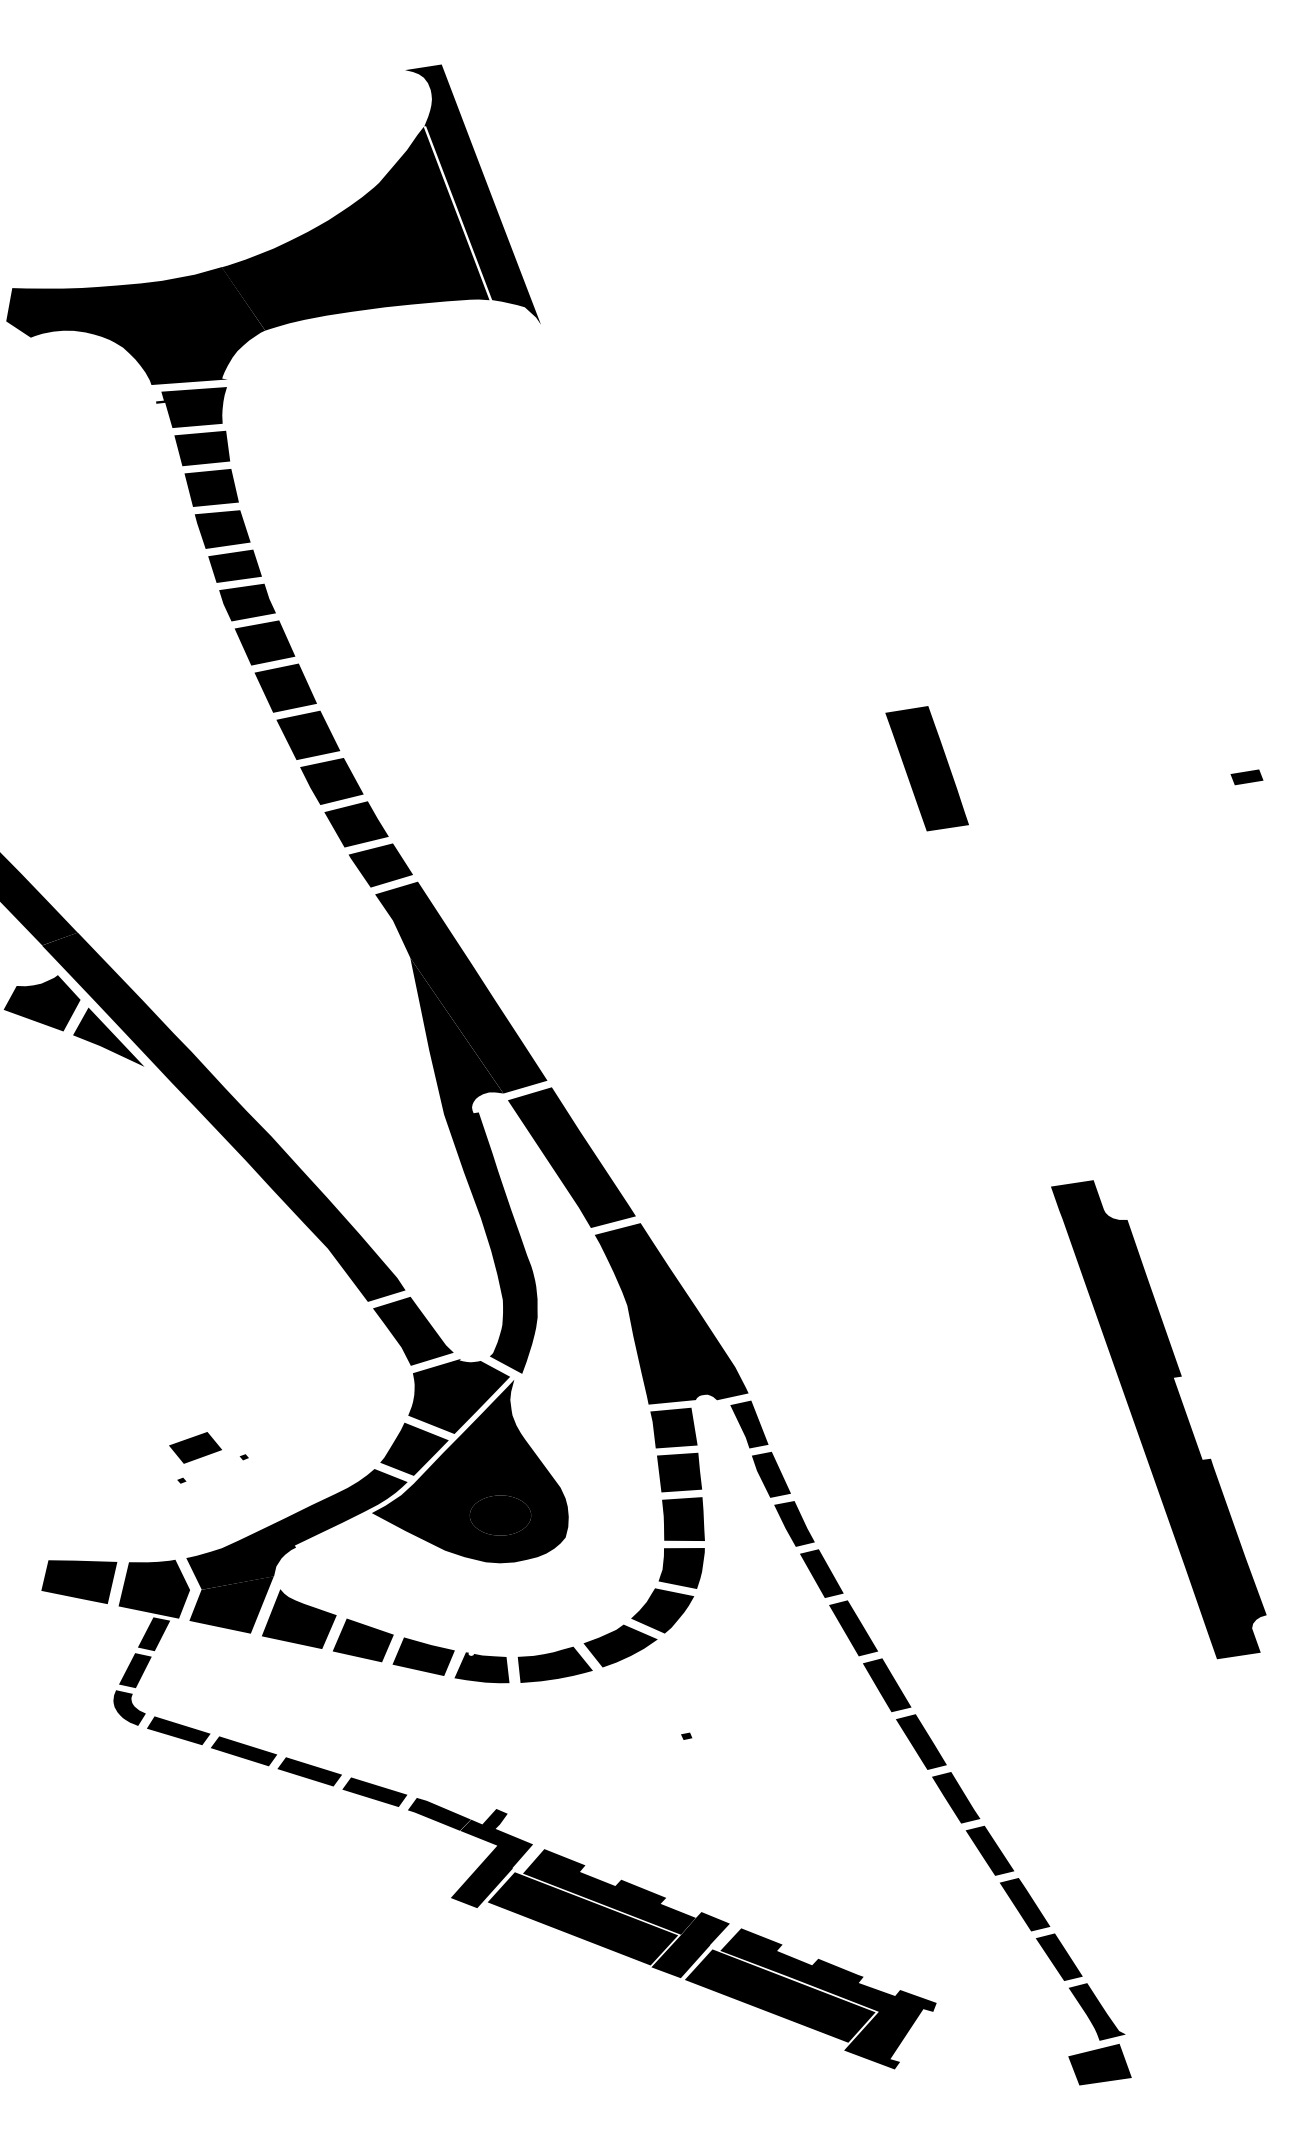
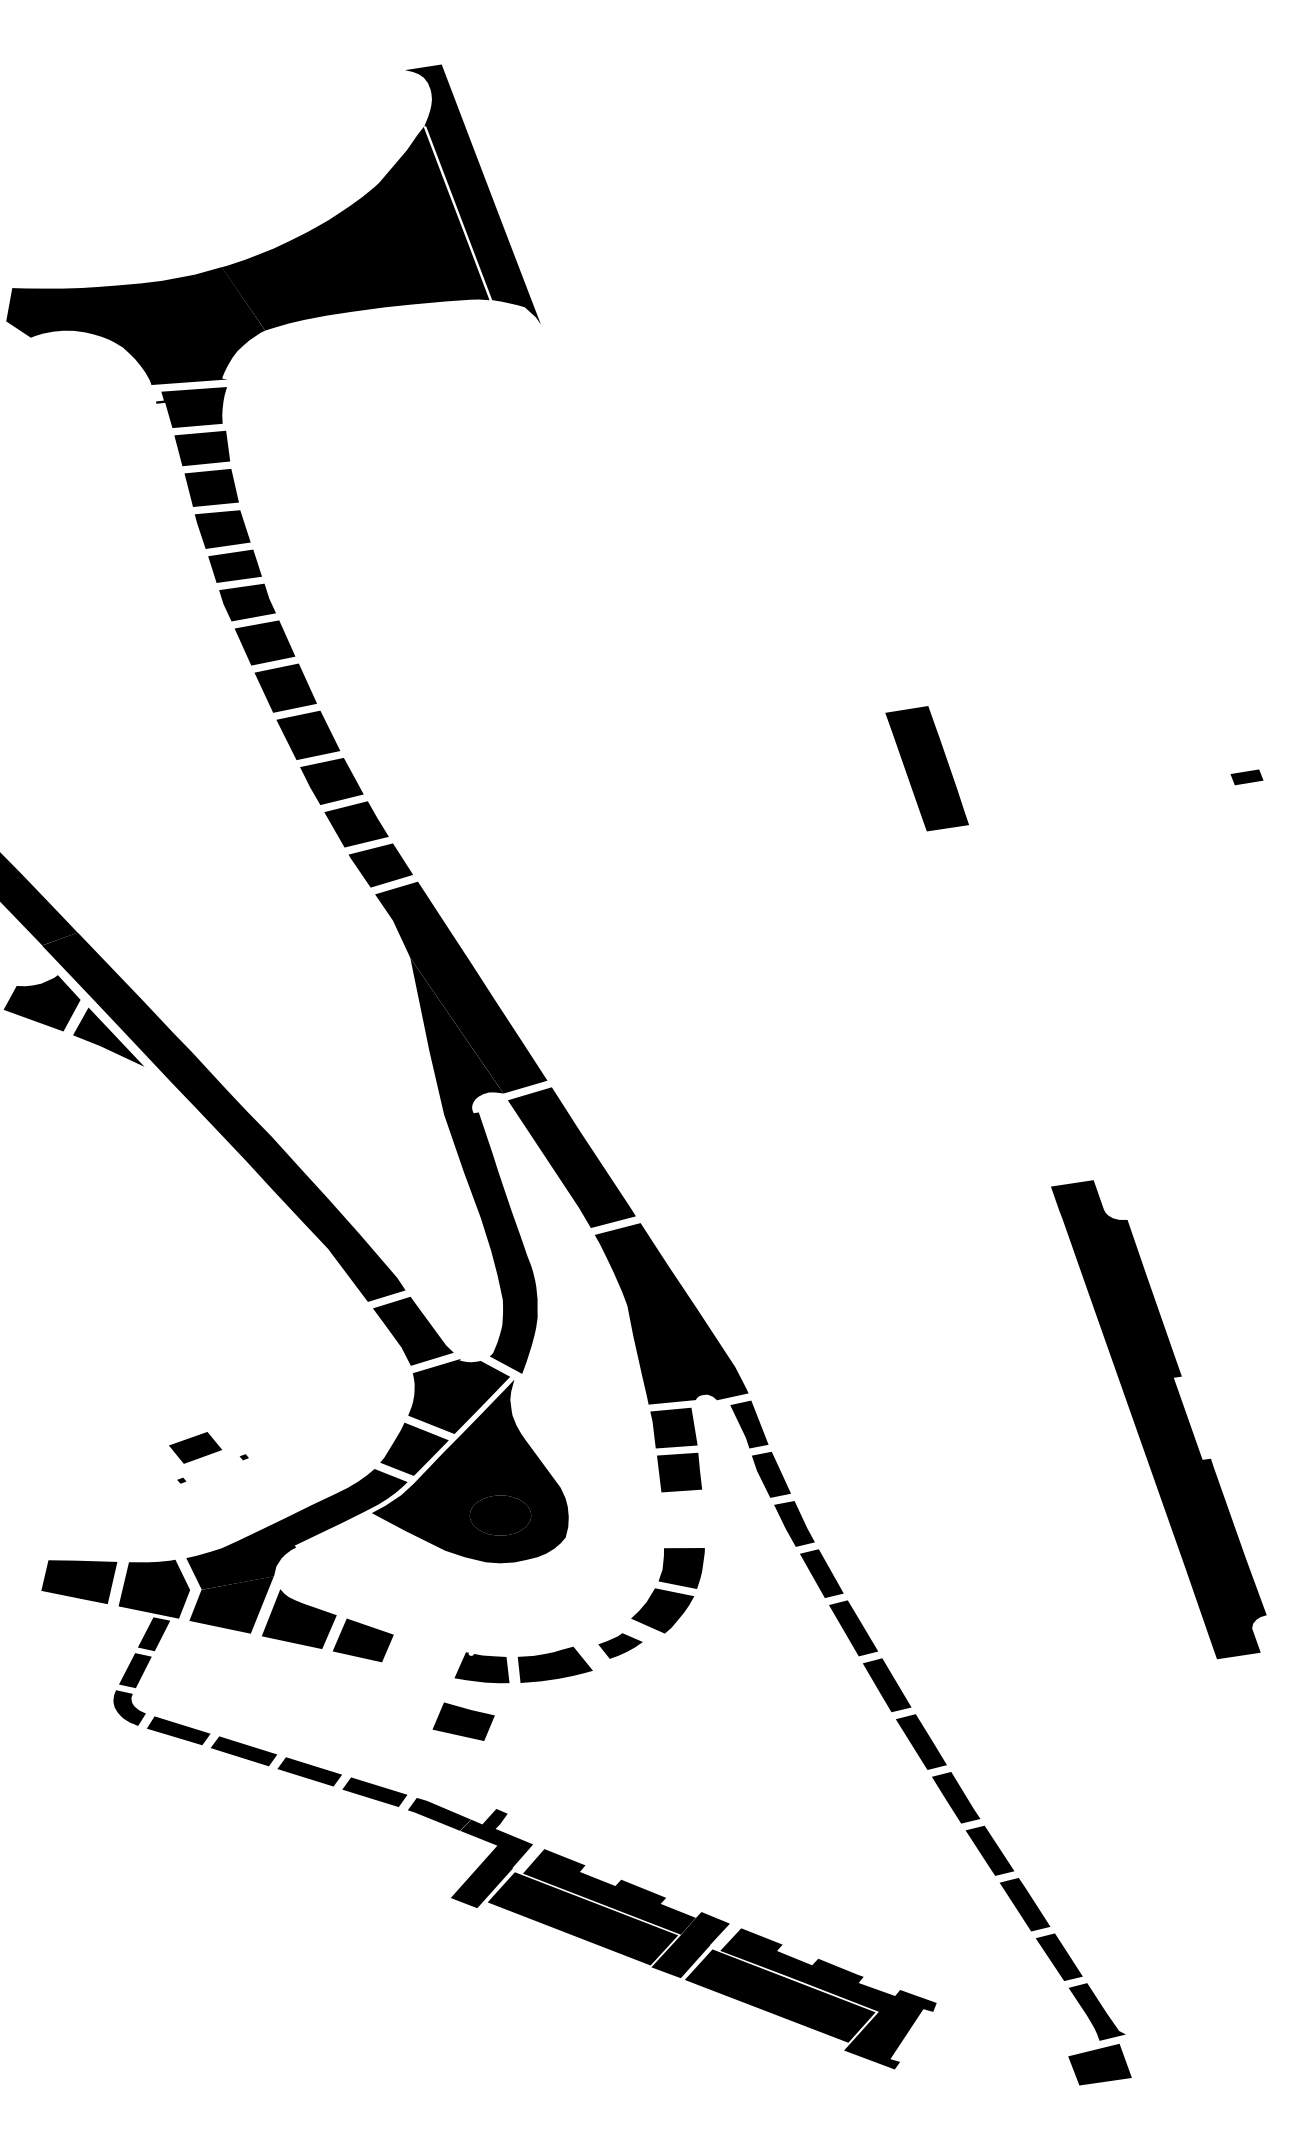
fill: present -> none (683, 1519)
part size: 75x44 px -> 45x26 px (620, 1645)
part position: (423, 1656) -> (463, 1721) (463, 1721)
fill: present -> none (686, 1736)
